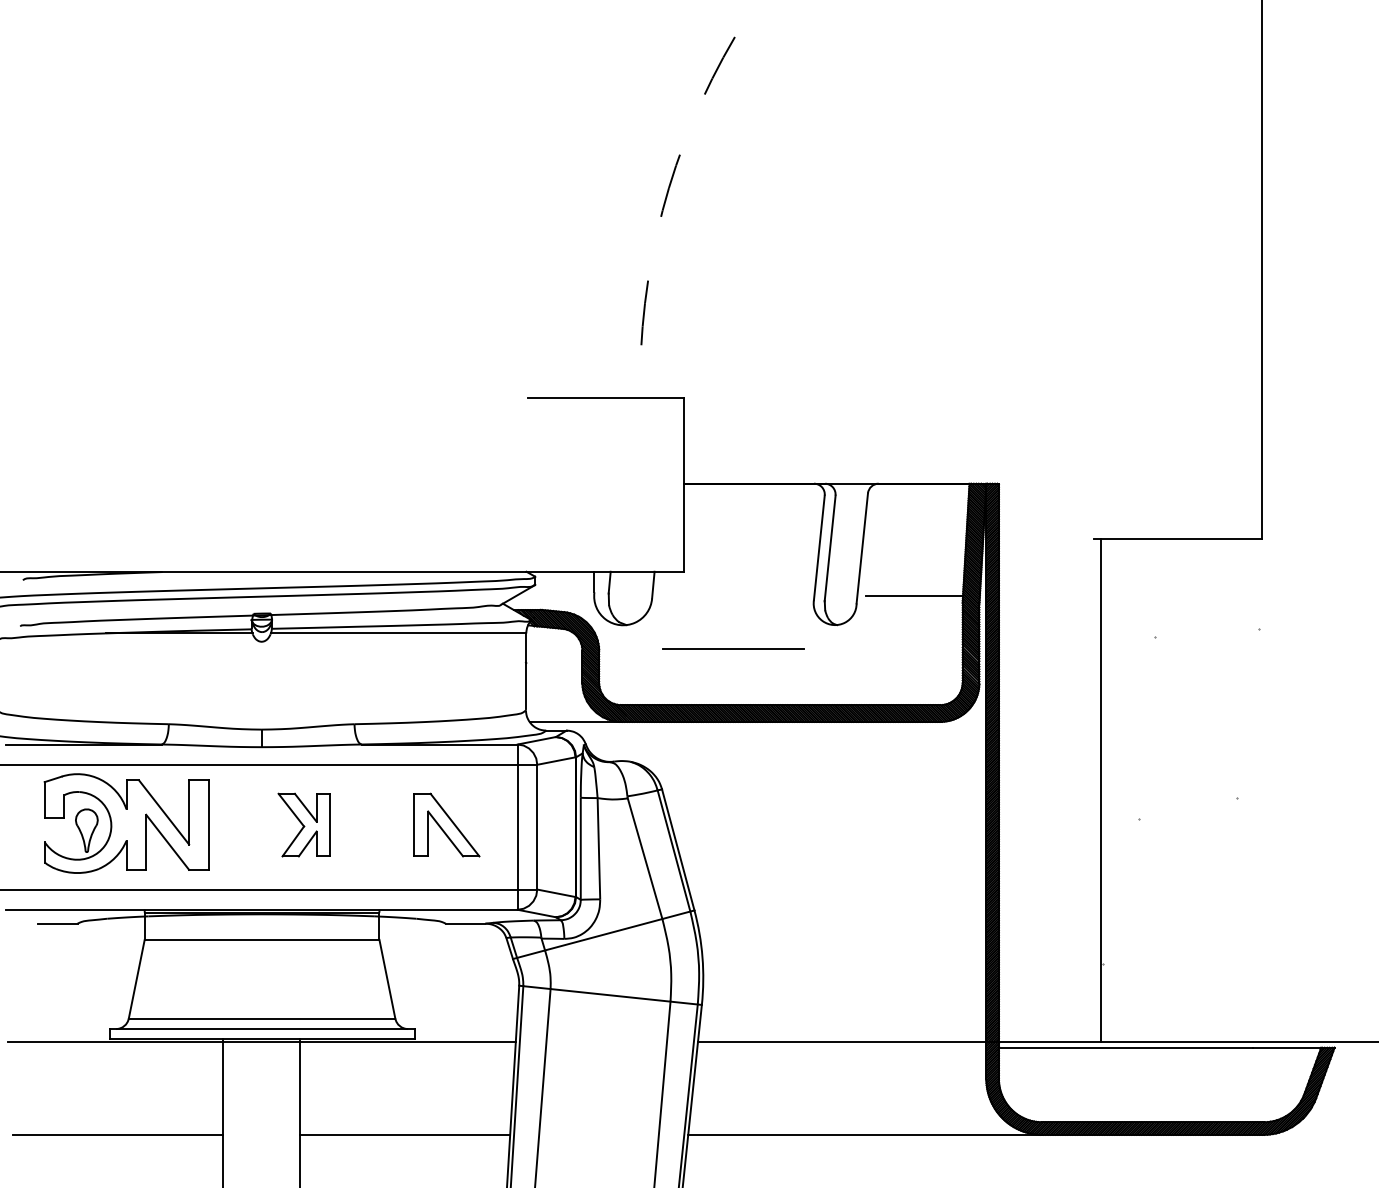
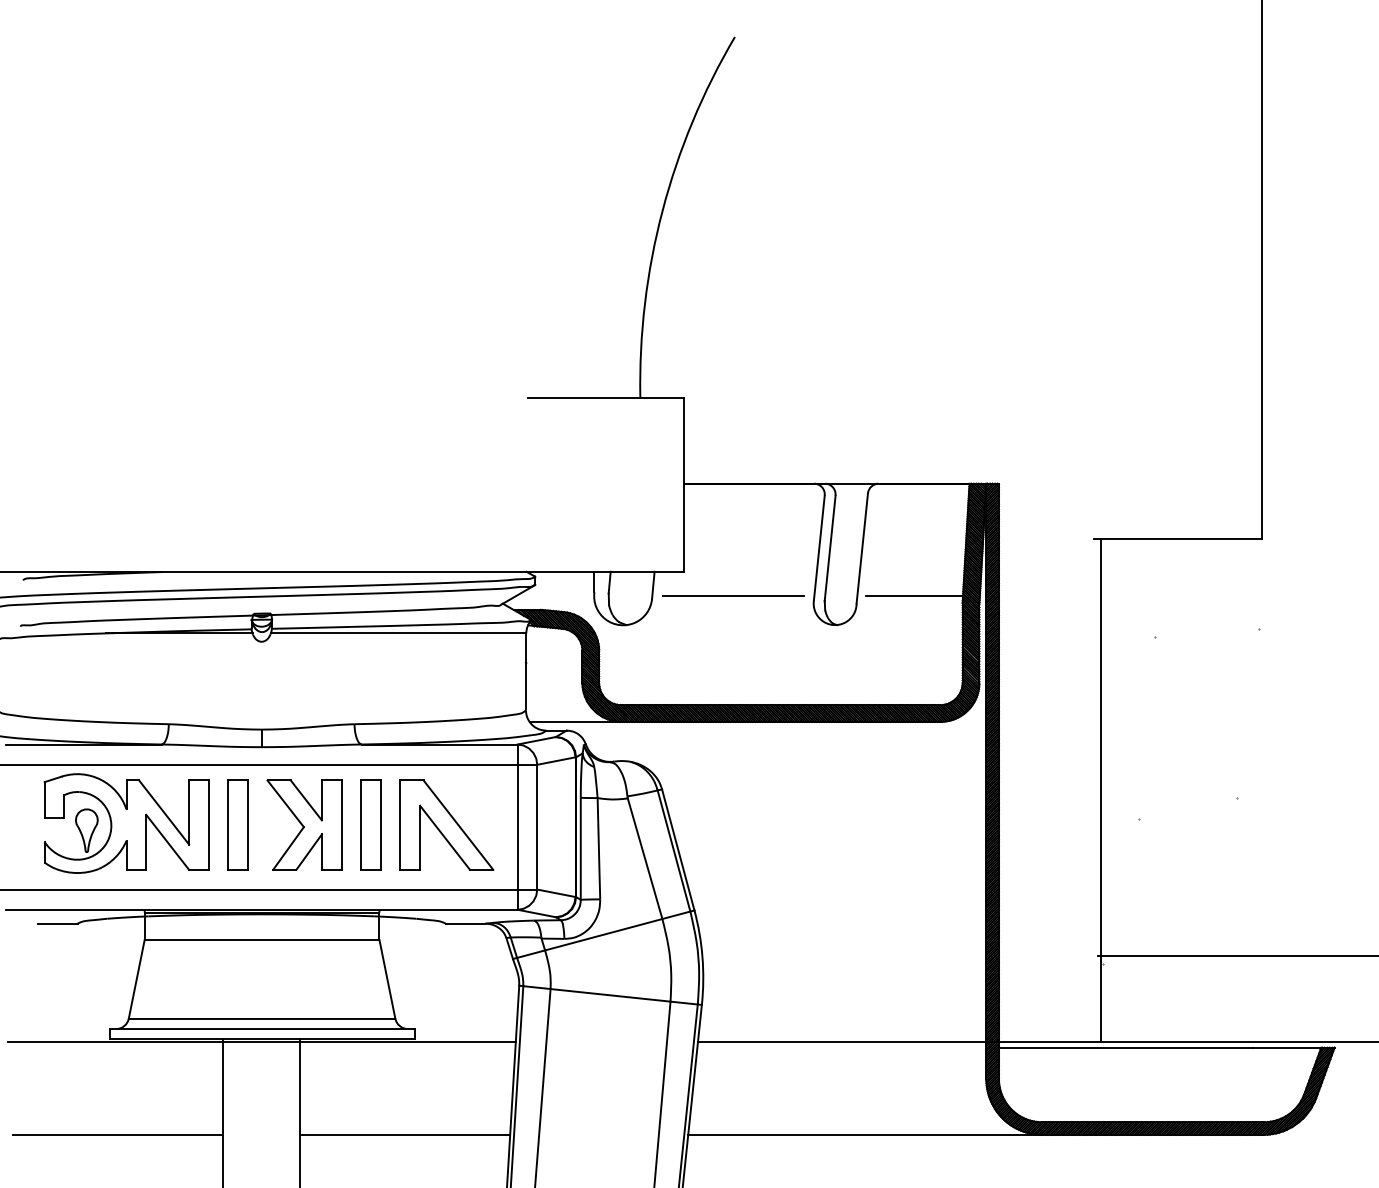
arc: dashed -> solid (662, 210)
line position: (733, 648) -> (733, 595) (733, 595)
part: none -> present (237, 824)
part size: 54x66 px -> 77x92 px (304, 824)
part: none -> present (370, 824)
part size: 68x66 px -> 96x92 px (446, 824)
line: none -> present (1236, 955)
